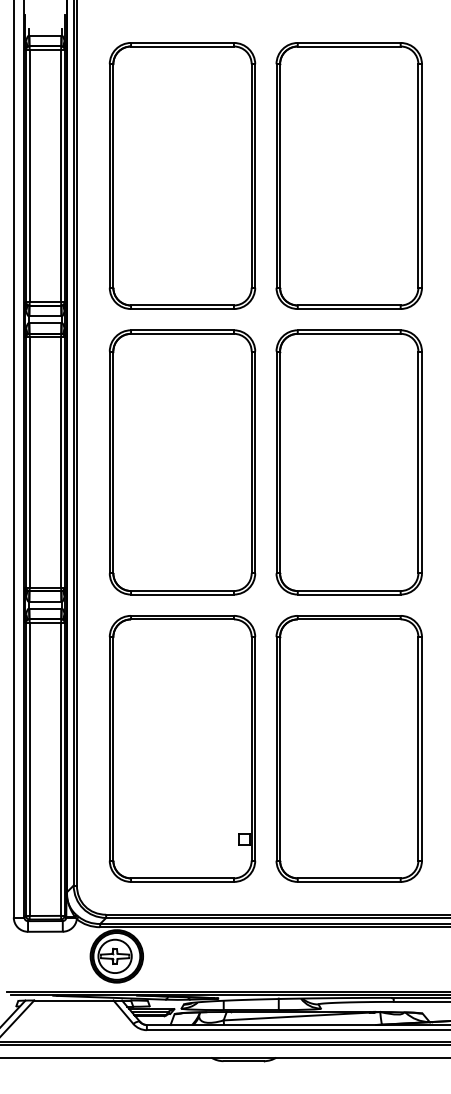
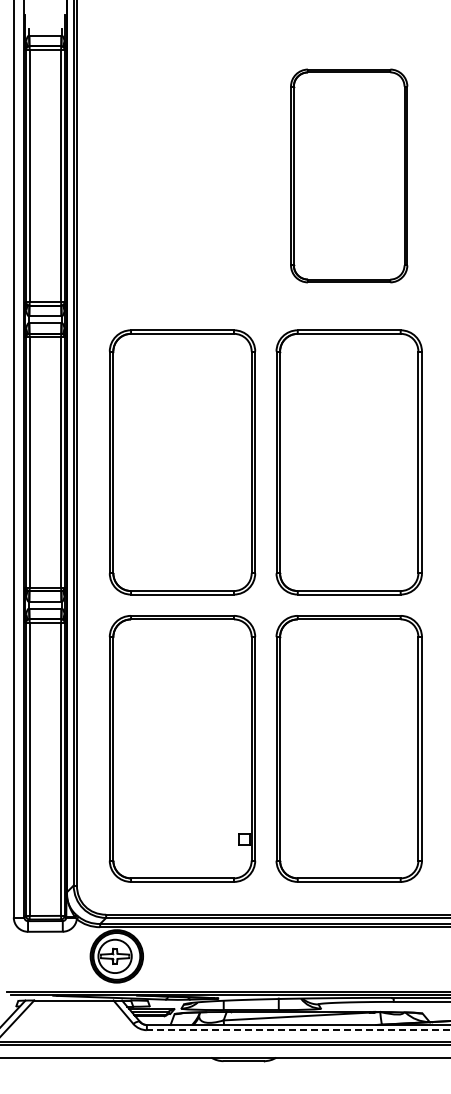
part: present -> none (182, 175)
part size: 148x268 px -> 119x216 px (349, 175)
line: solid -> dashed (298, 1030)
